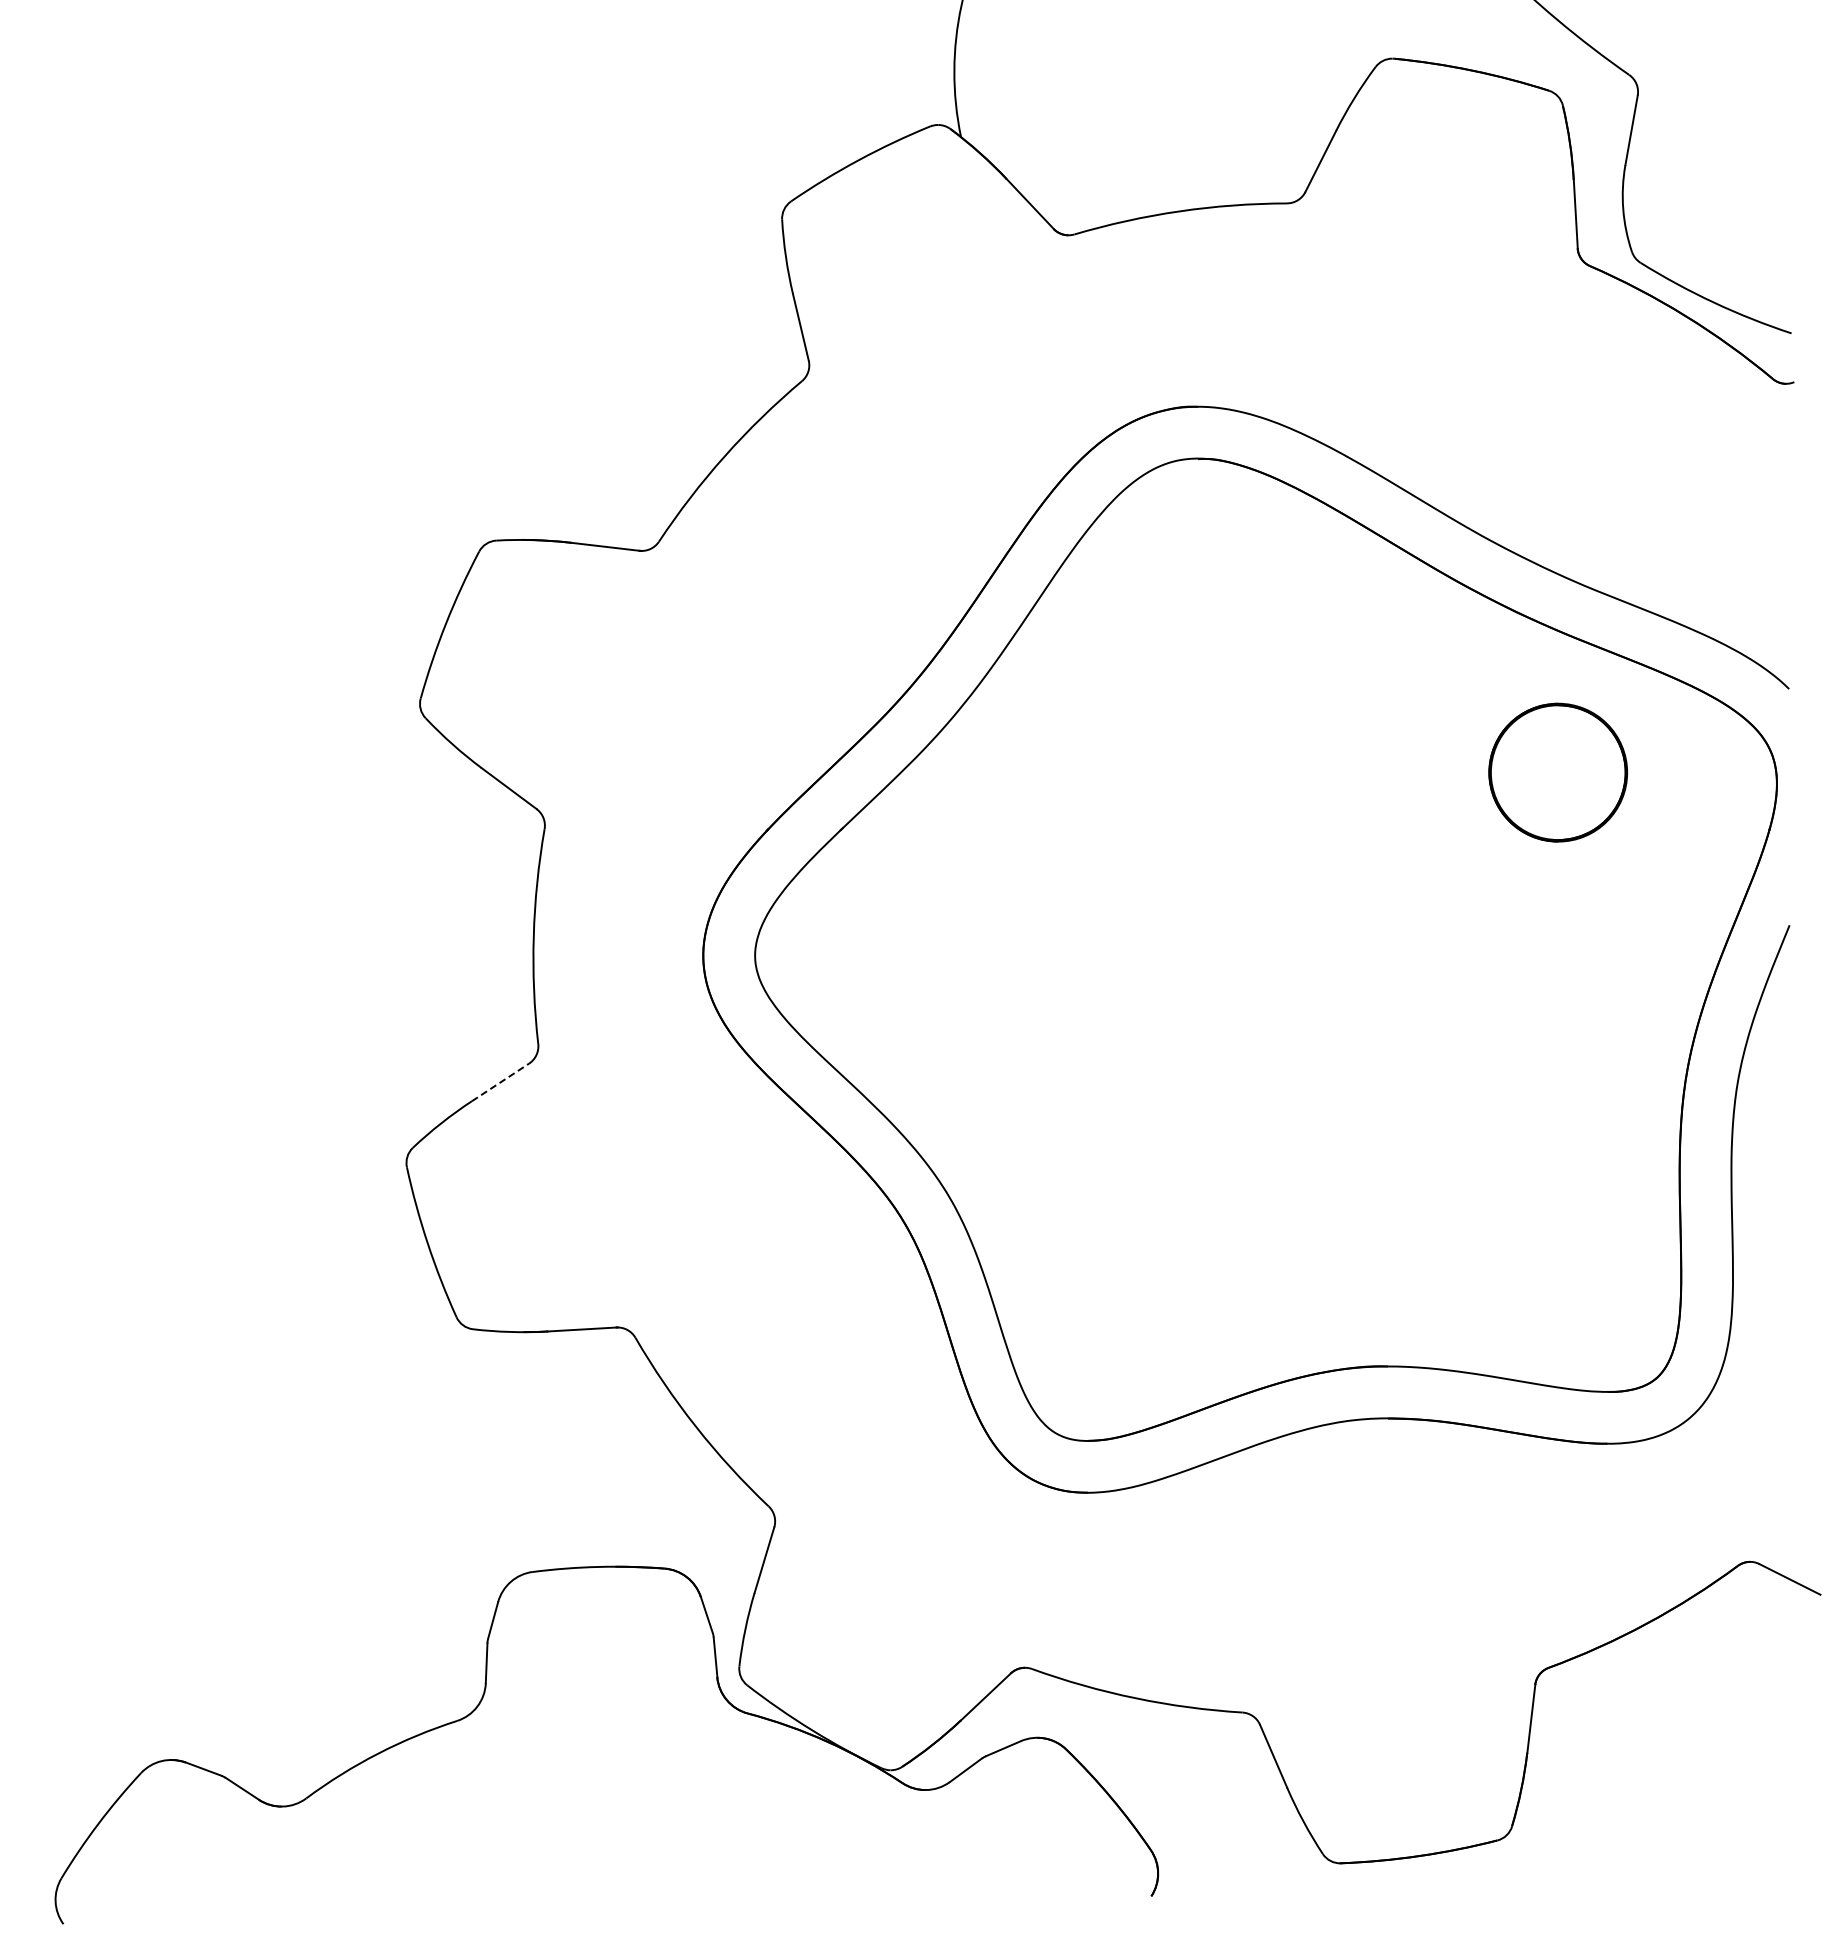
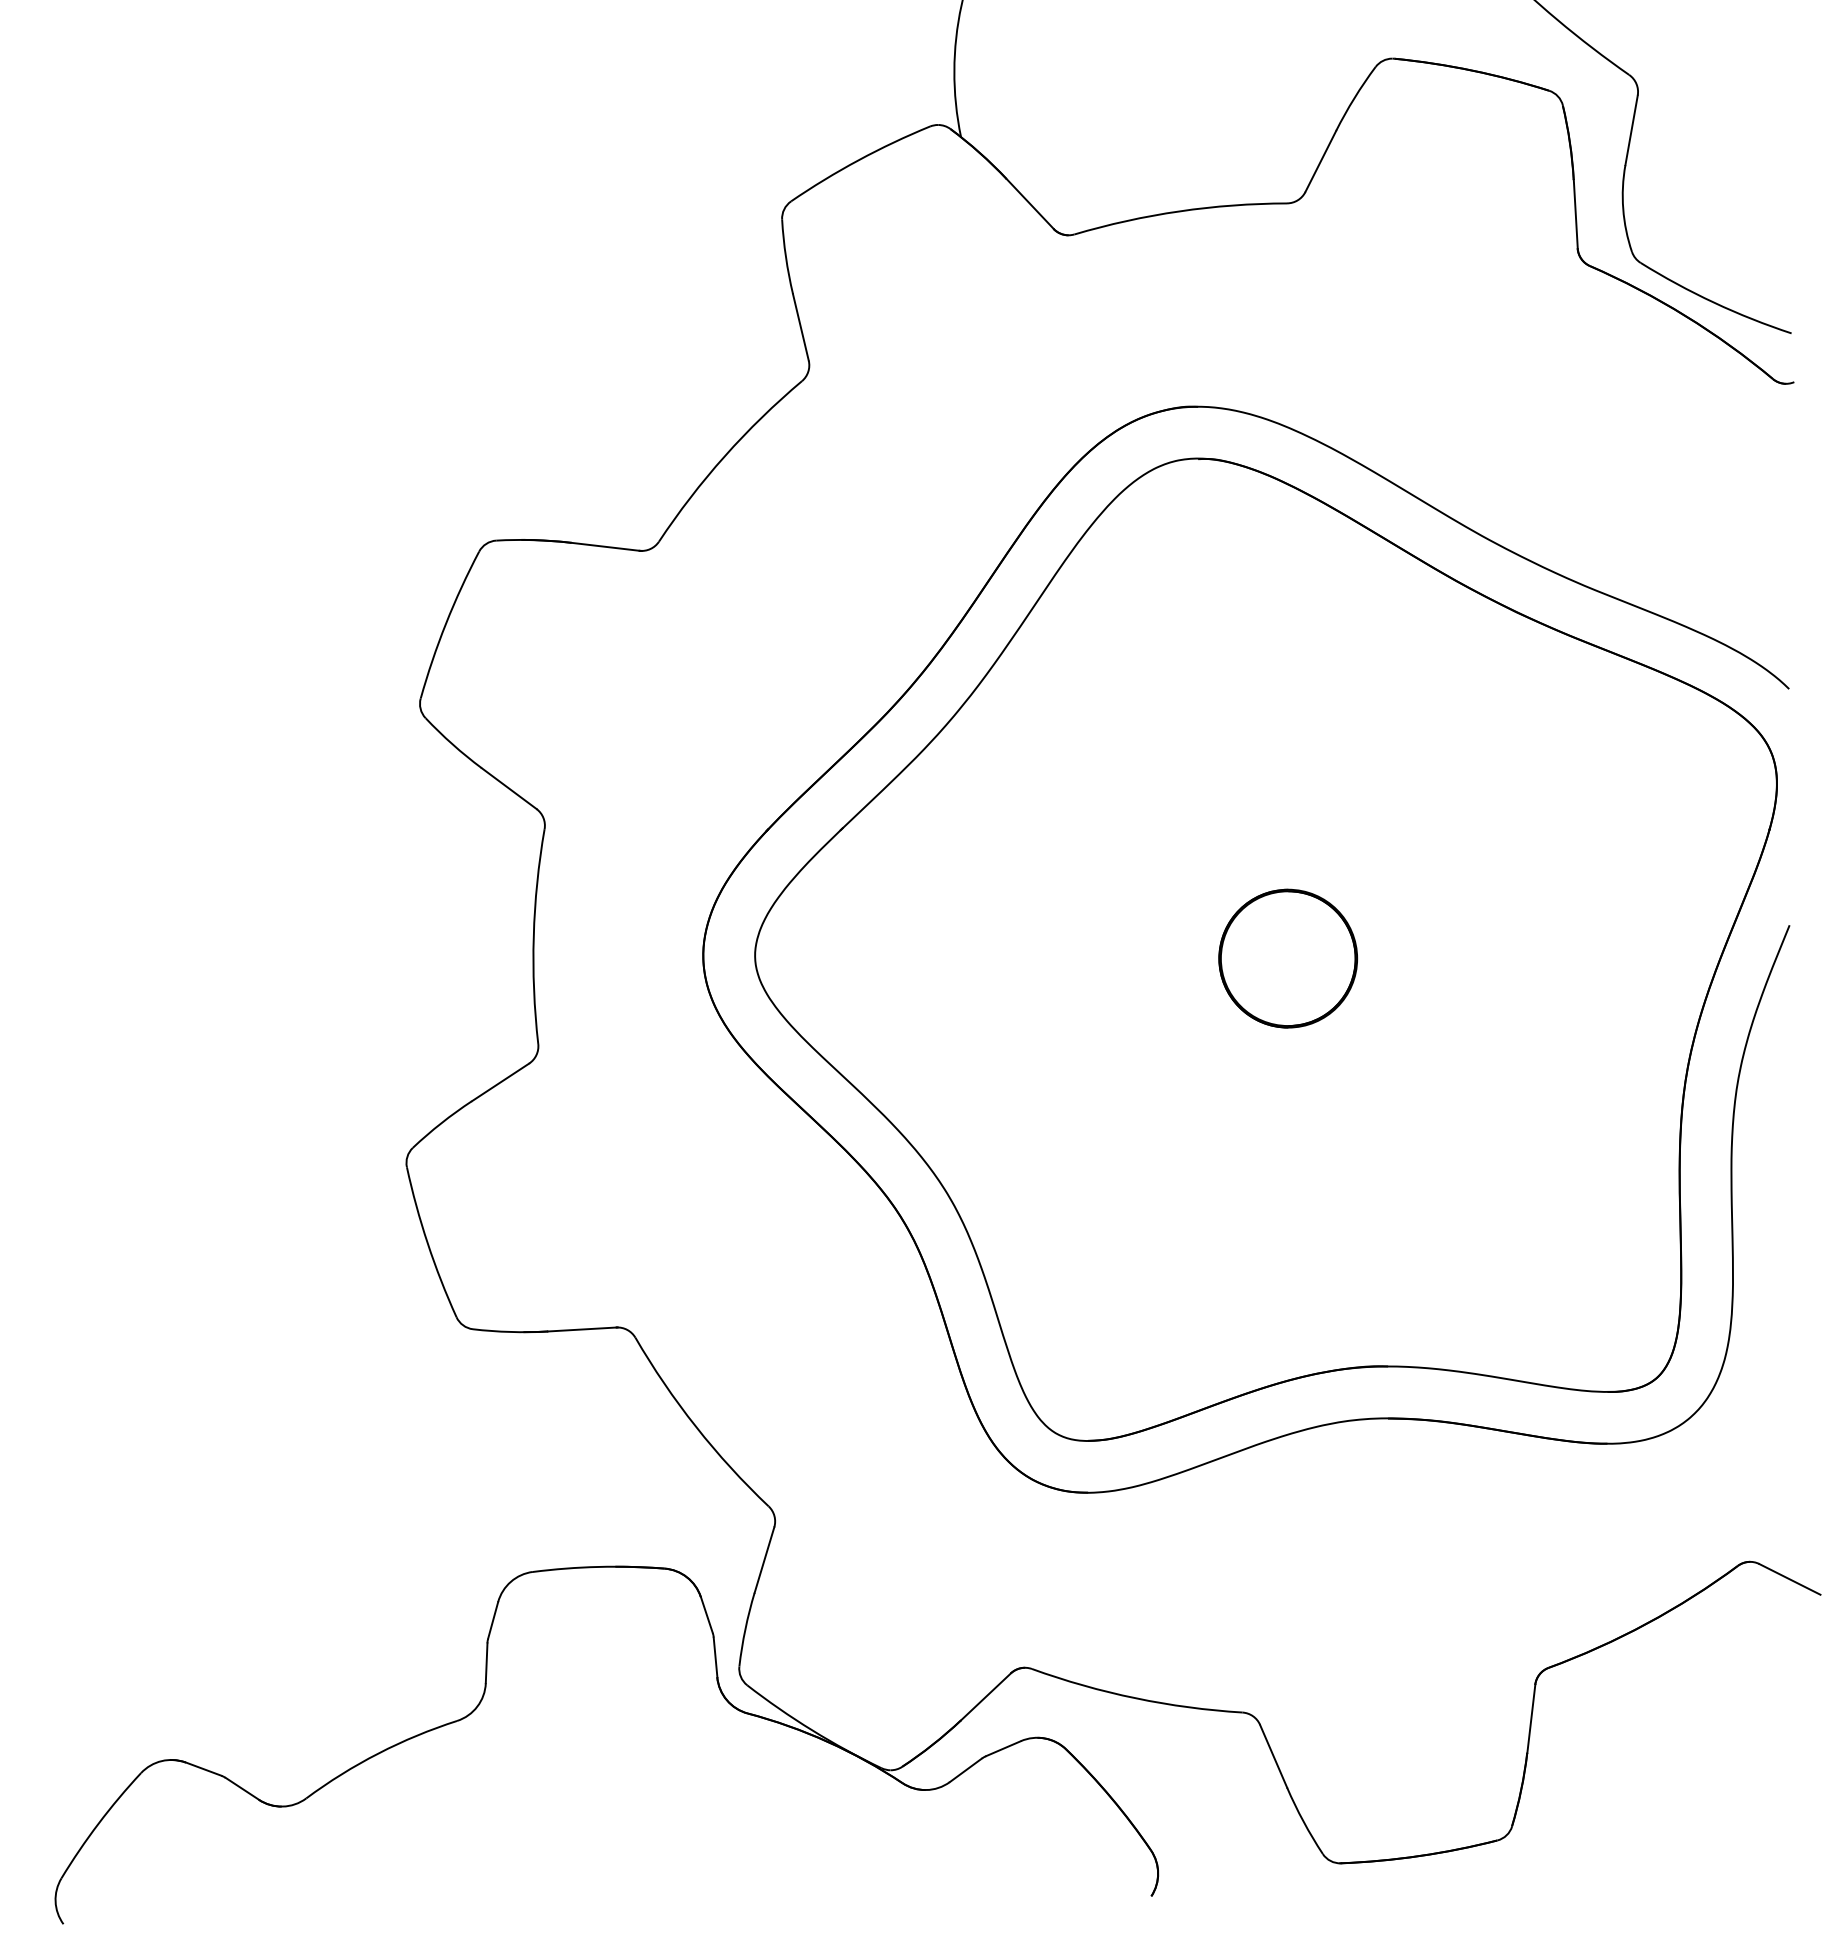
part position: (1558, 772) -> (1288, 958) (1288, 958)
line: dashed -> solid (500, 1082)
